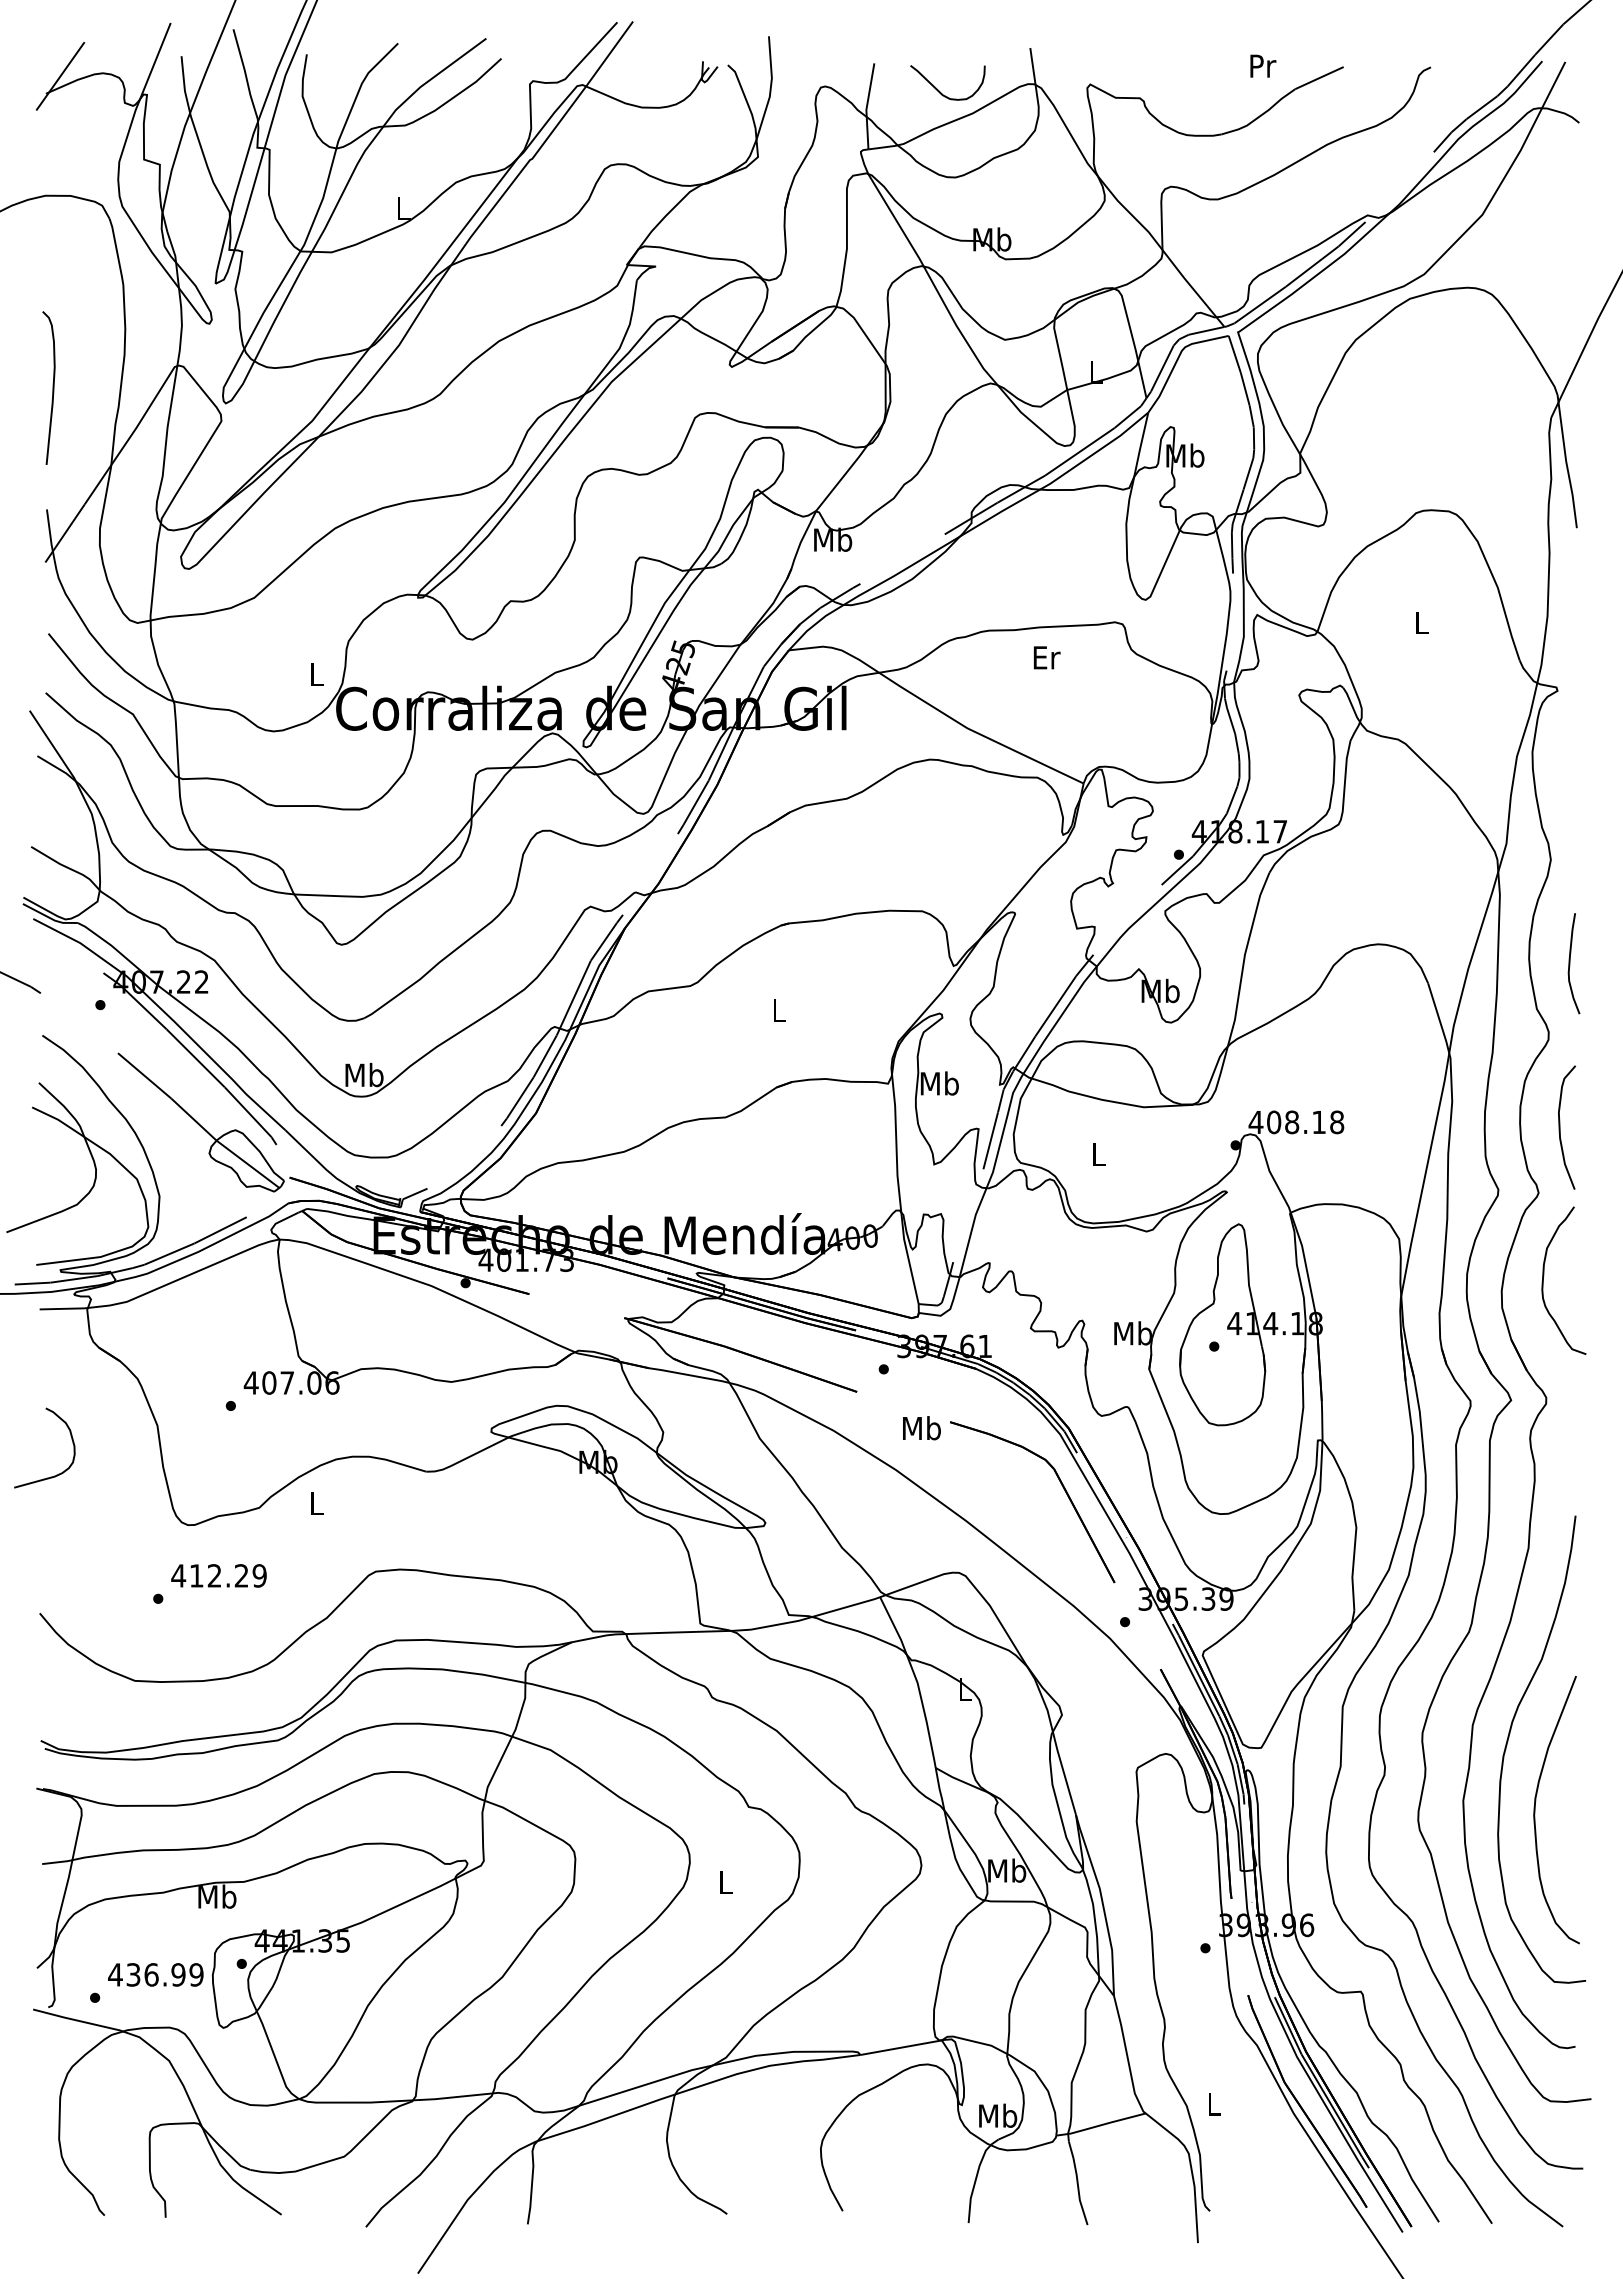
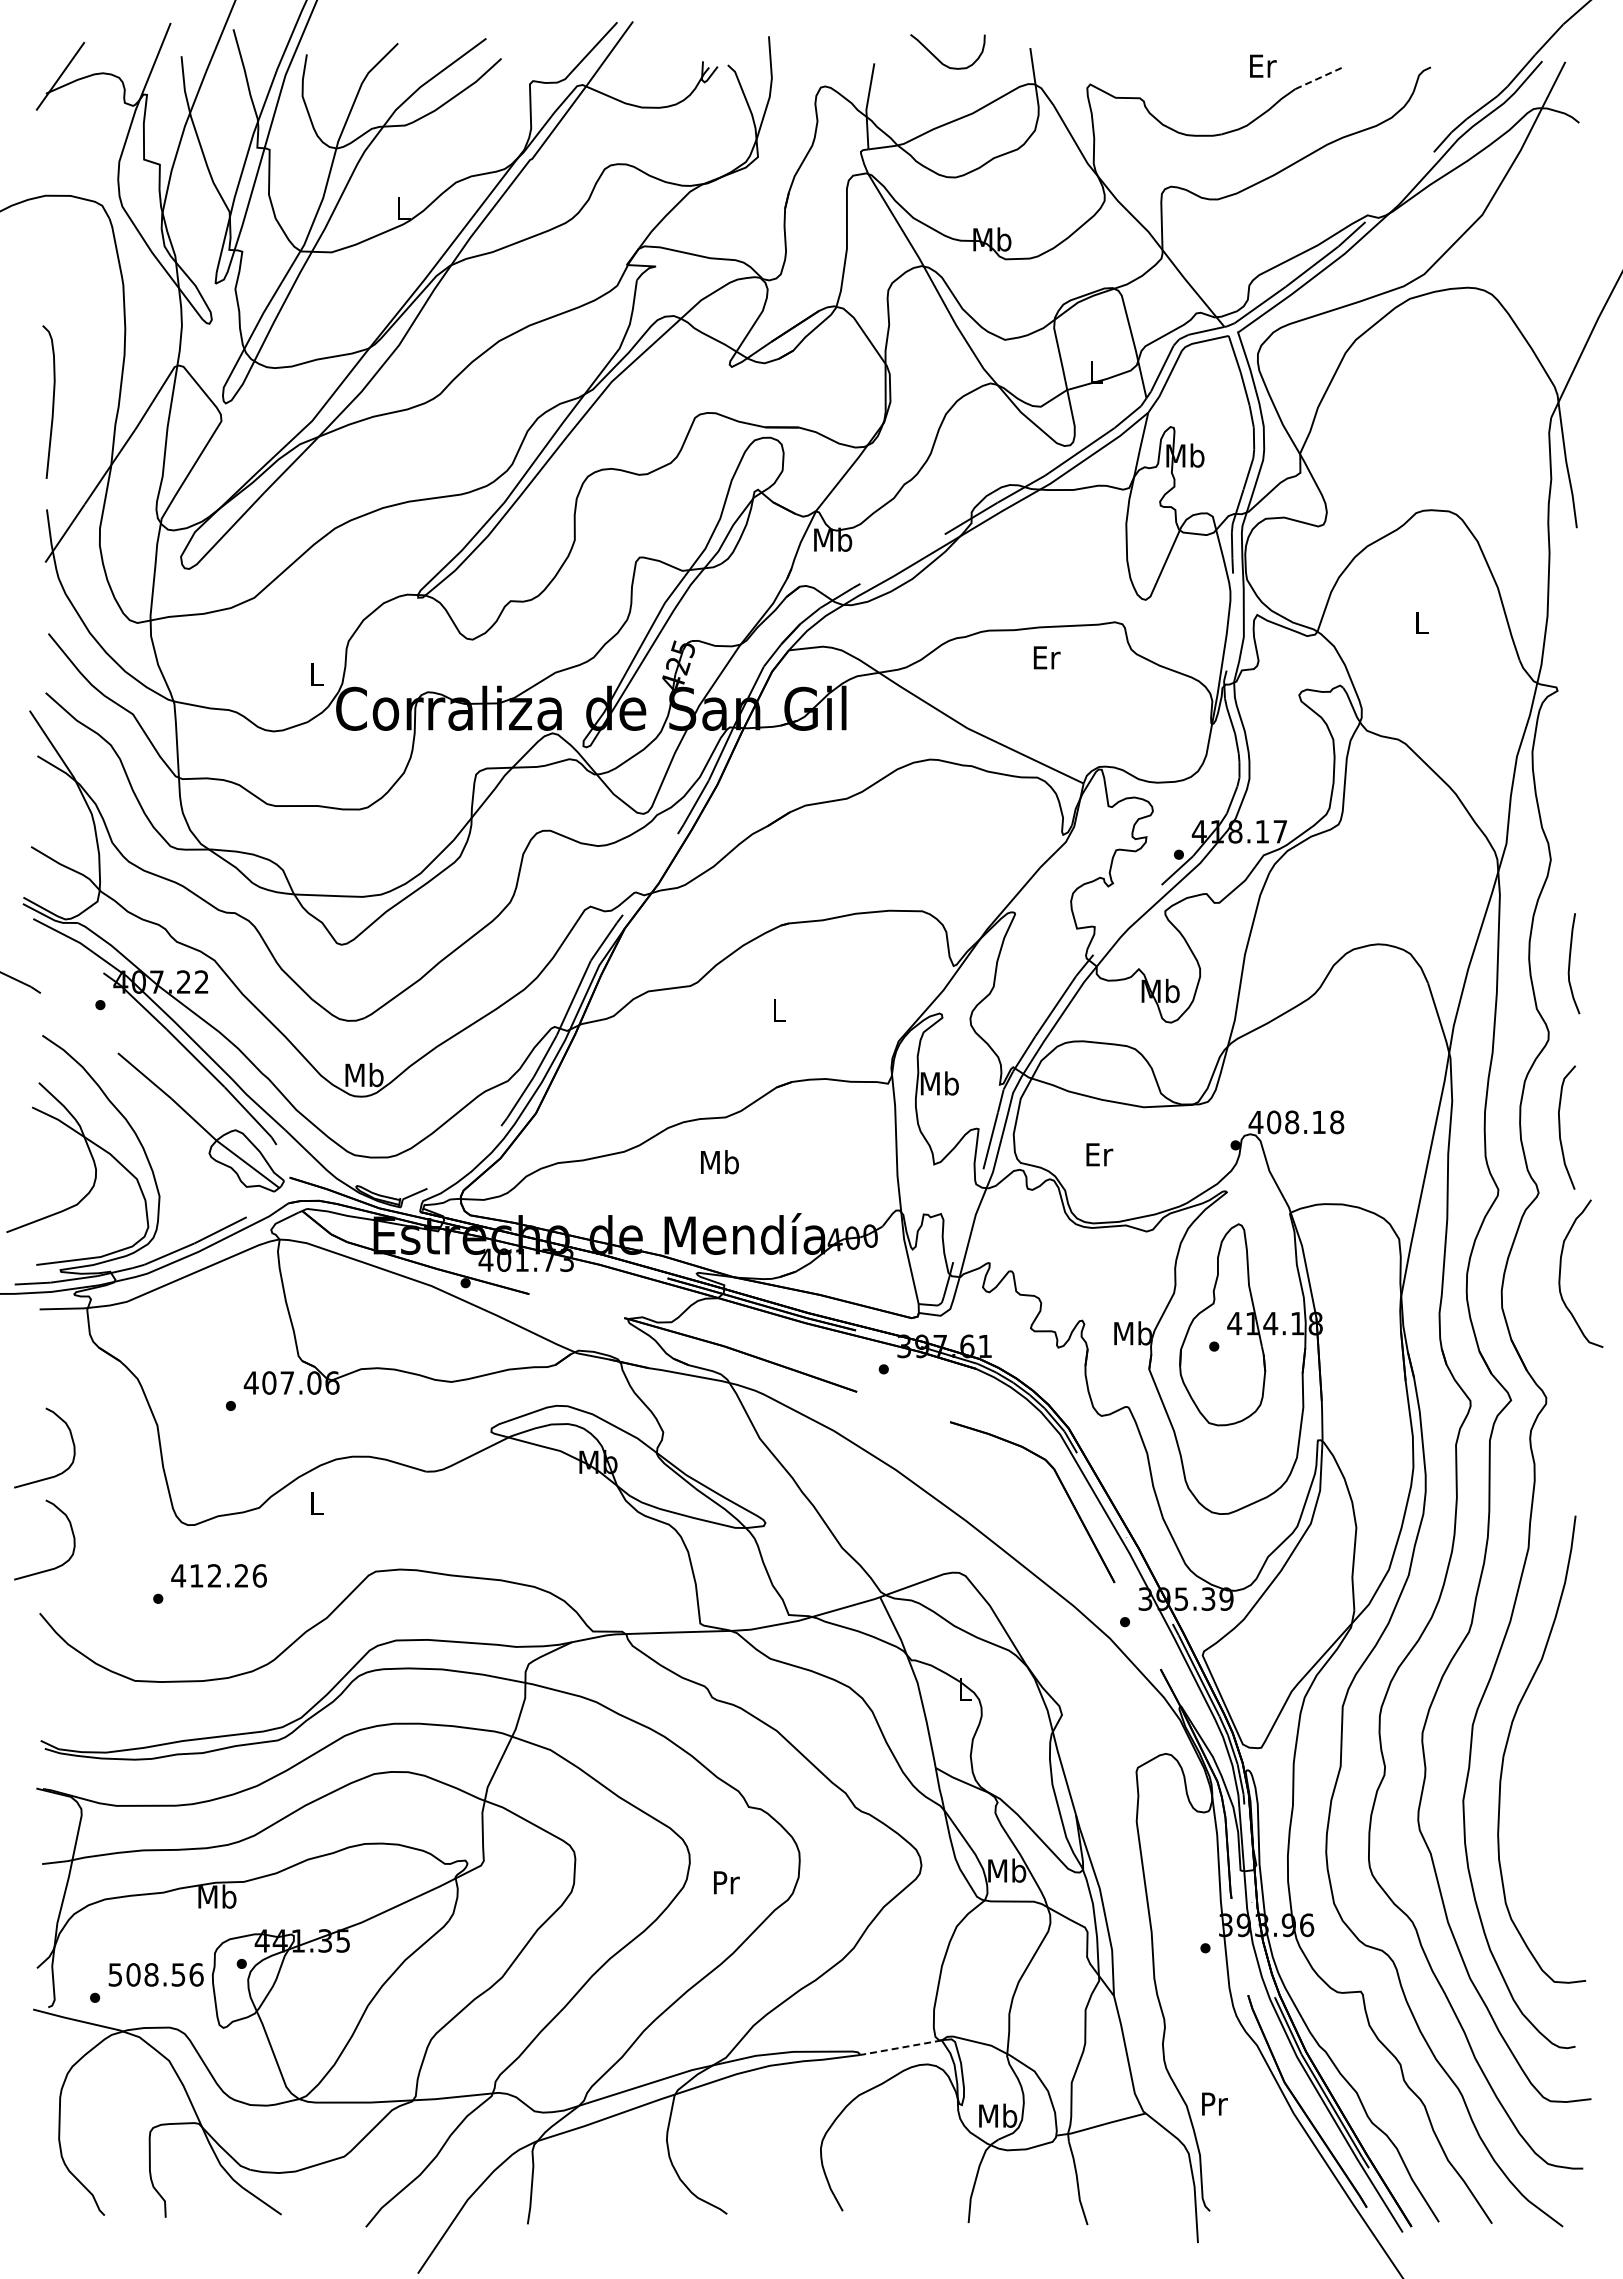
text: Pr -> Er (1263, 65)
line: solid -> dashed (1319, 78)
curve position: (939, 90) -> (939, 59) (939, 59)
curve position: (52, 387) -> (52, 401) (52, 401)
text: L -> Er (1099, 1154)
curve position: (1544, 1276) -> (1561, 1269) (1561, 1269)
text position: (921, 1428) -> (719, 1162) (719, 1162)
curve: none -> present (71, 1531)
text: 412.29 -> 412.26 (259, 1575)
curve: present -> none (1535, 1810)
text: L -> Pr (726, 1882)
text: 436.99 -> 508.56 (155, 1974)
line: solid -> dashed (900, 2047)
text: L -> Pr (1214, 2103)
